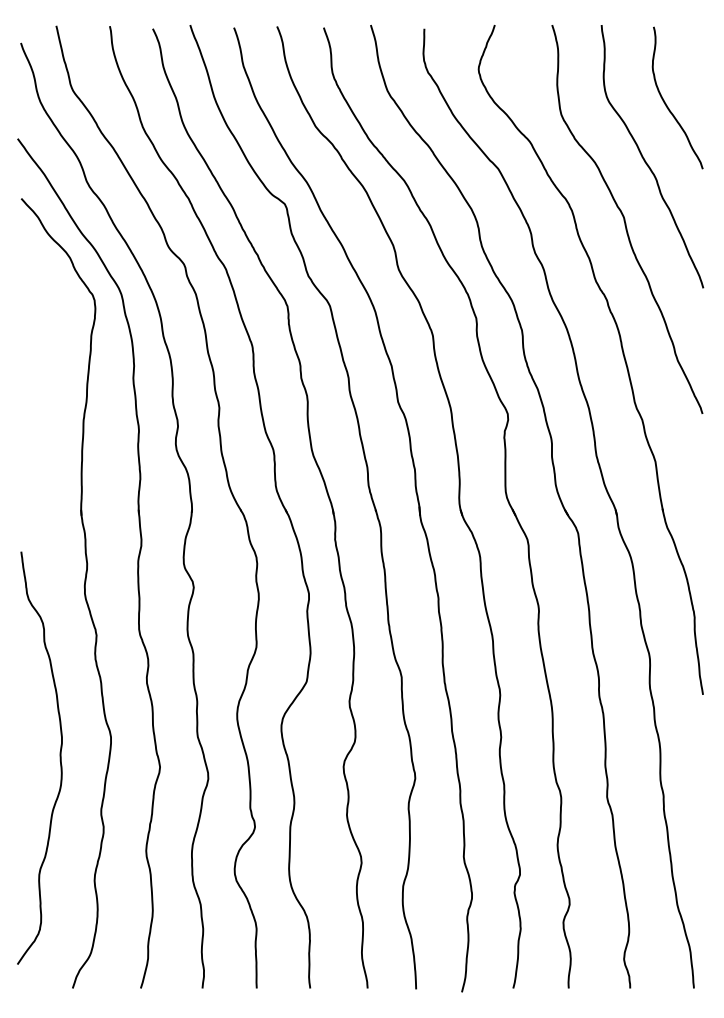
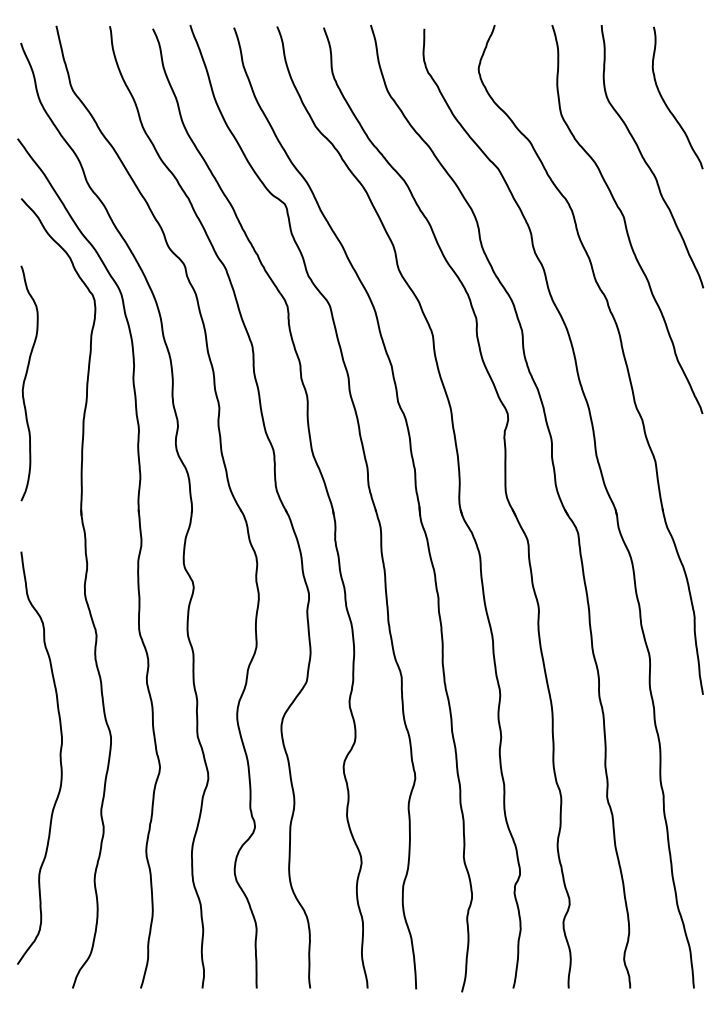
curve: none -> present (25, 381)
